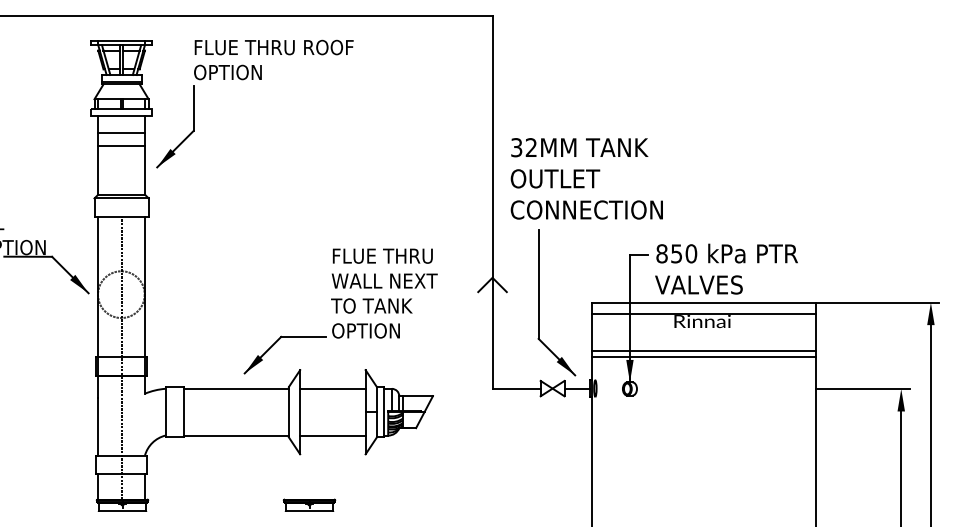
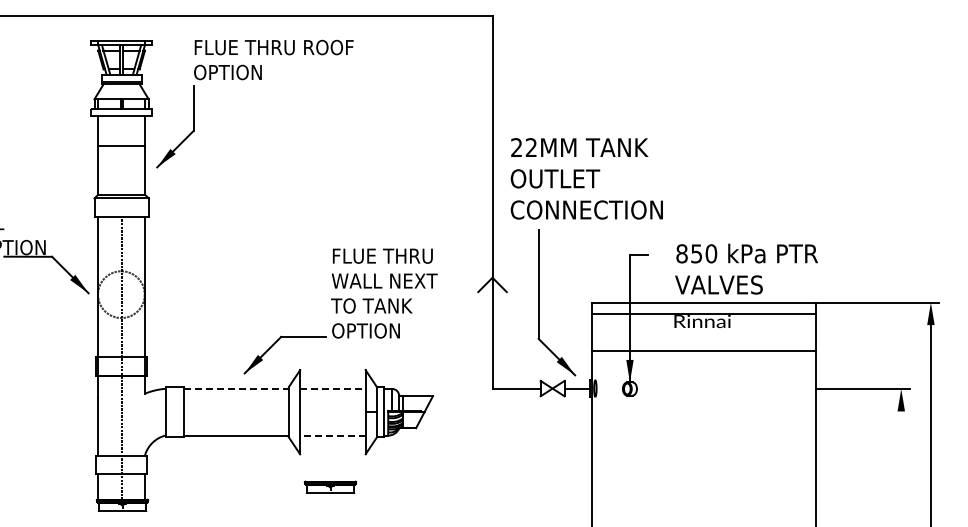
line: present -> none (121, 132)
text: 32MM -> 22MM (516, 147)
text position: (726, 268) -> (746, 268) (746, 268)
line: present -> none (703, 356)
line: solid -> dashed (237, 388)
line: solid -> dashed (332, 388)
line: solid -> dashed (332, 435)
line: present -> none (901, 467)
part position: (309, 504) -> (330, 486) (330, 486)
